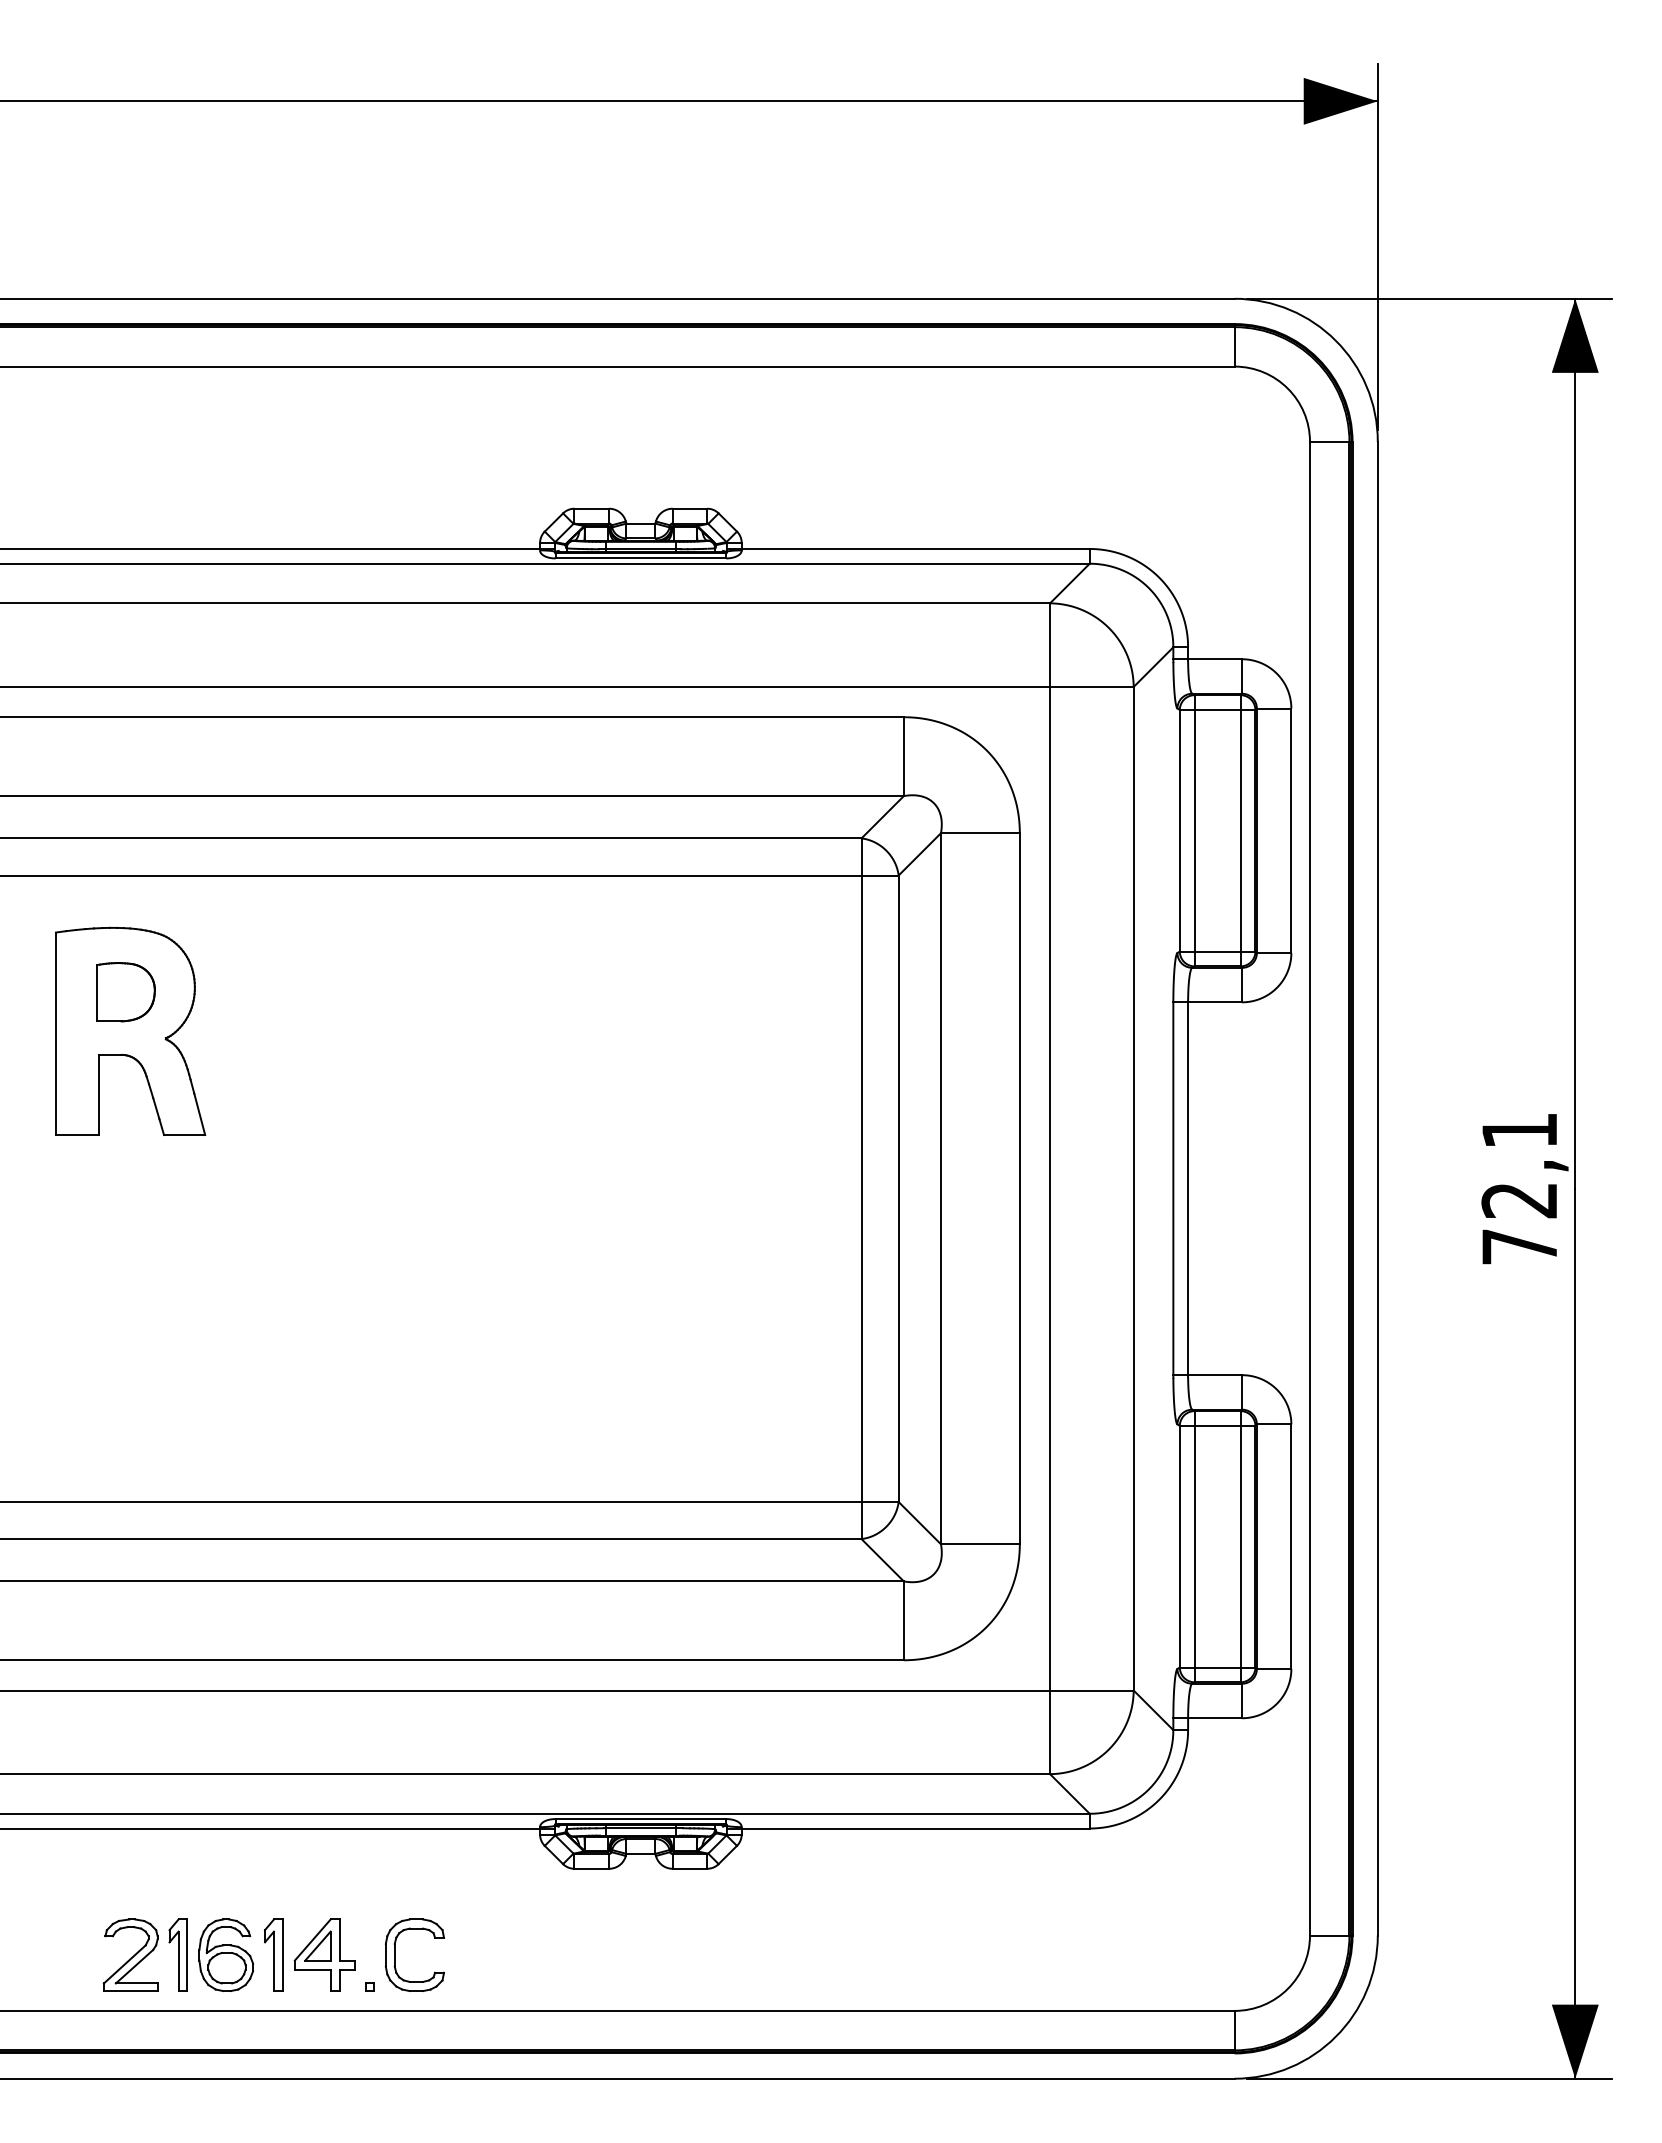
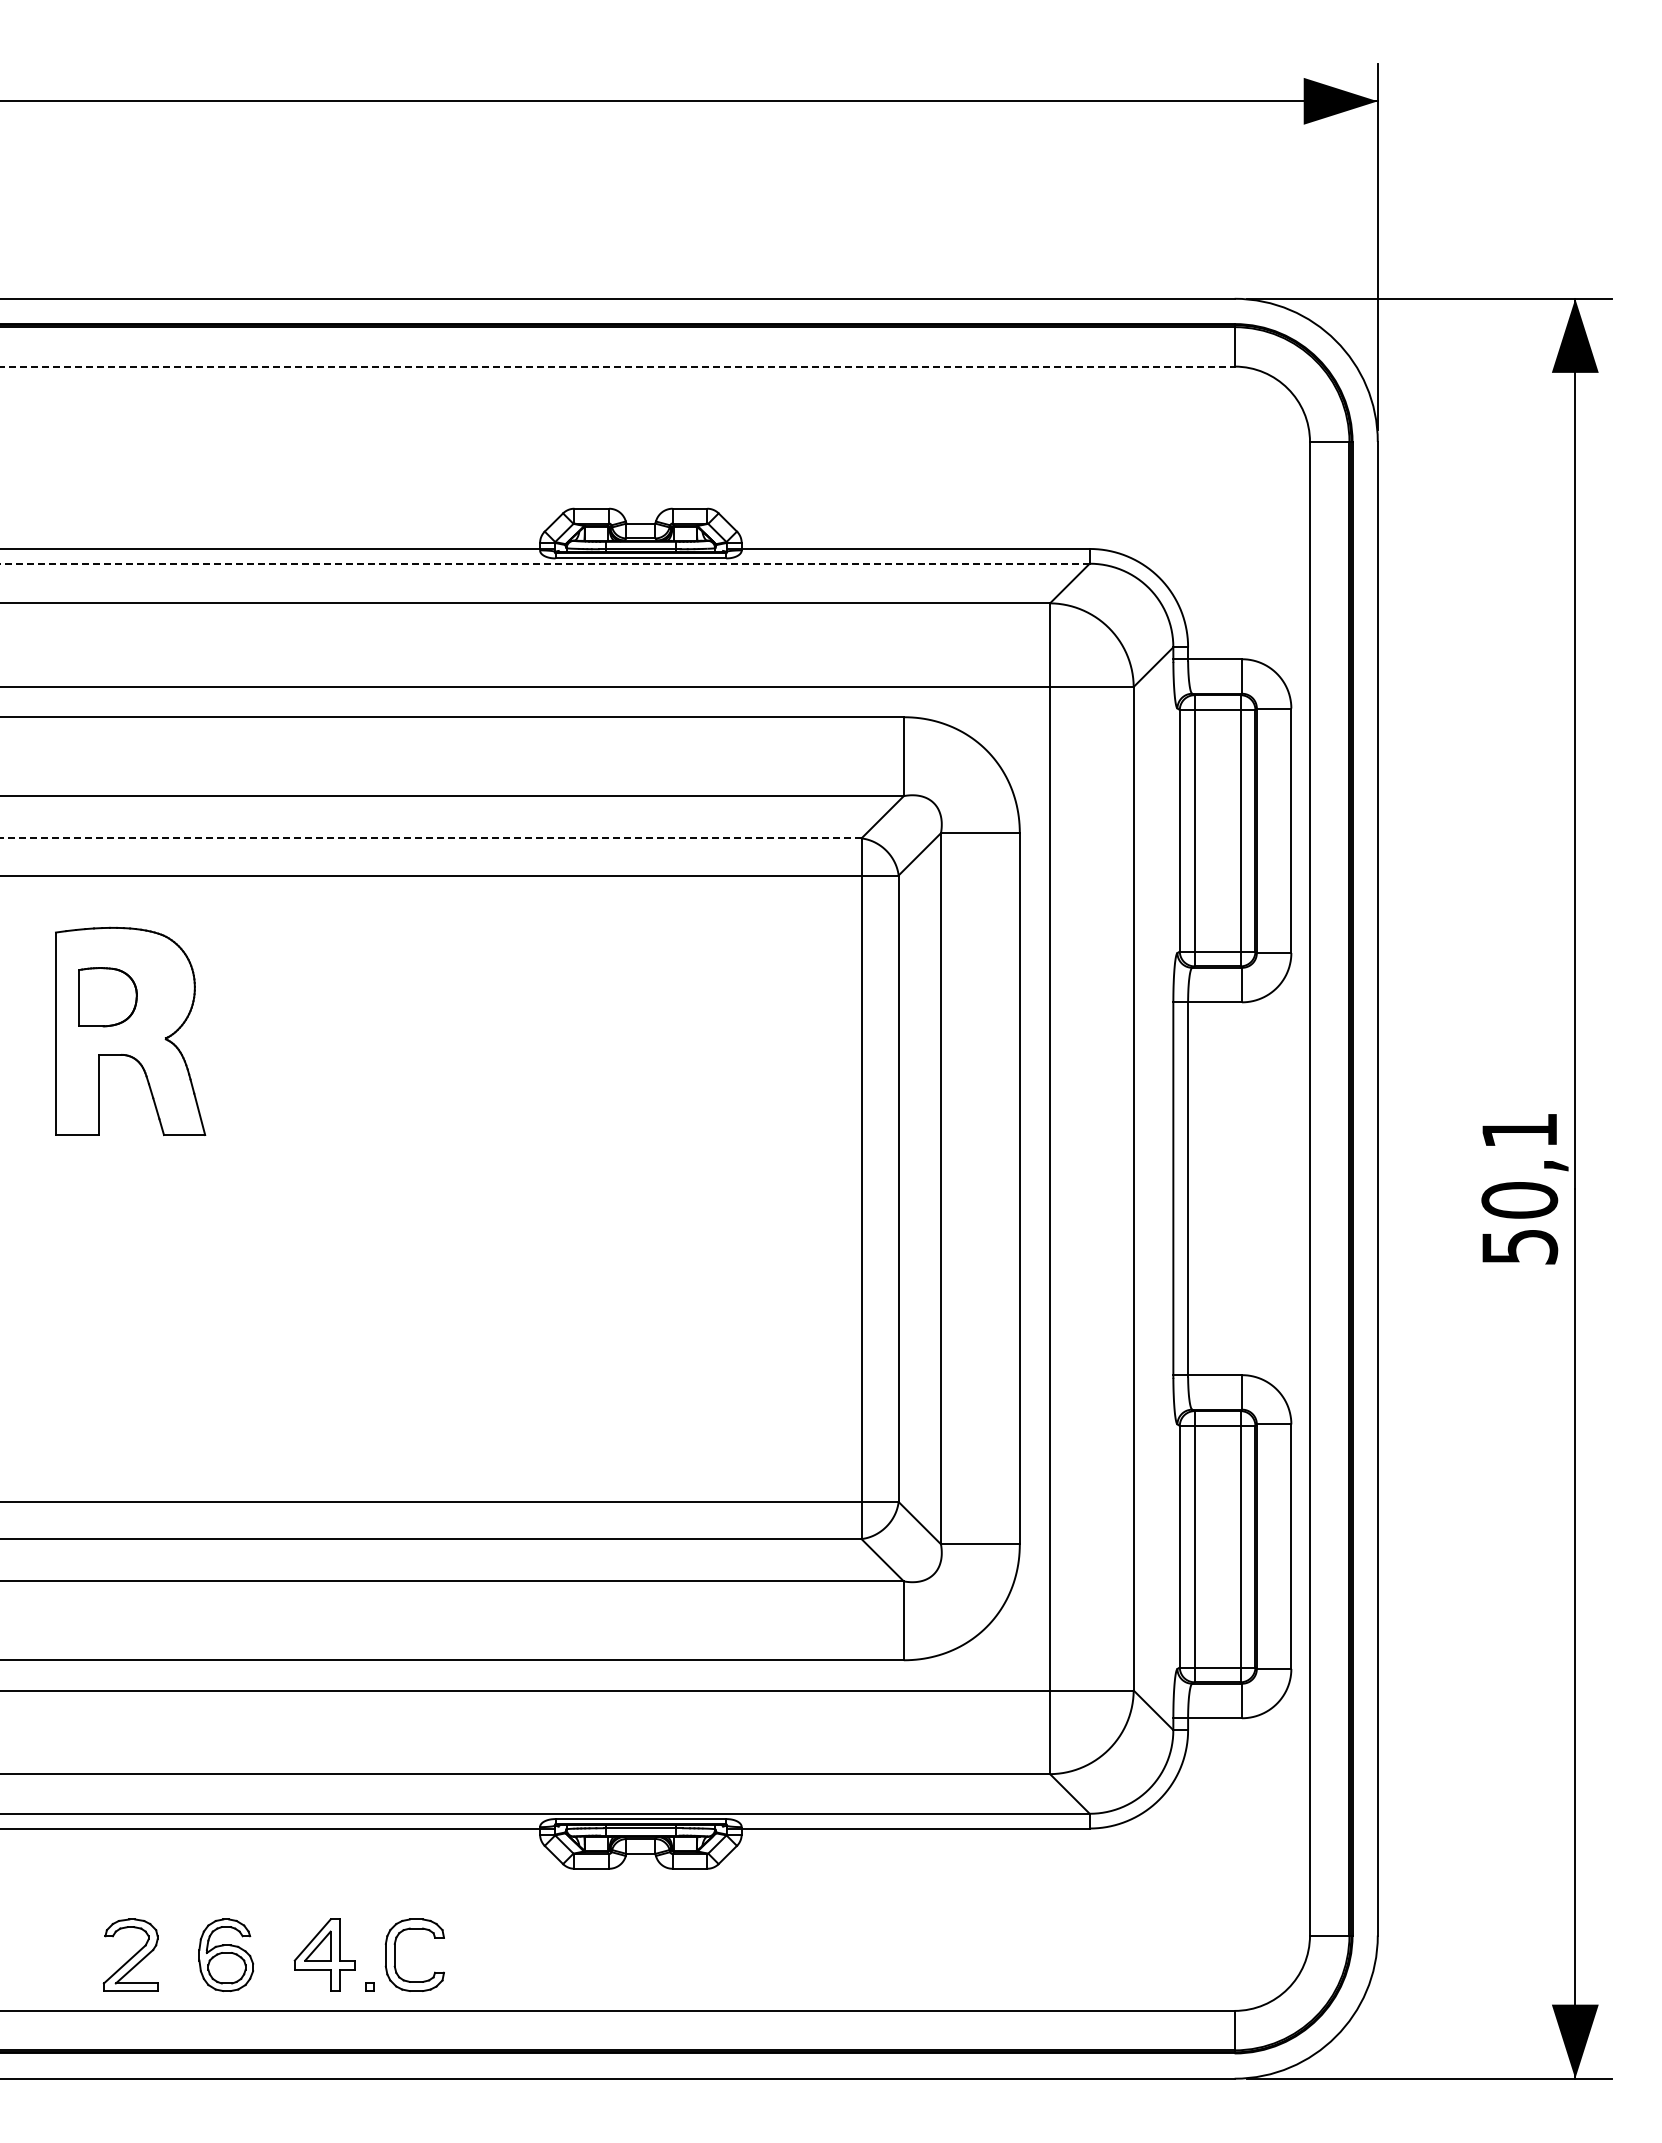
line: solid -> dashed (617, 366)
line: solid -> dashed (545, 563)
line: solid -> dashed (431, 838)
part position: (125, 992) -> (107, 997) (107, 997)
text: 72,1 -> 50,1 (1519, 1223)
part: present -> none (177, 1954)
part: present -> none (273, 1954)
